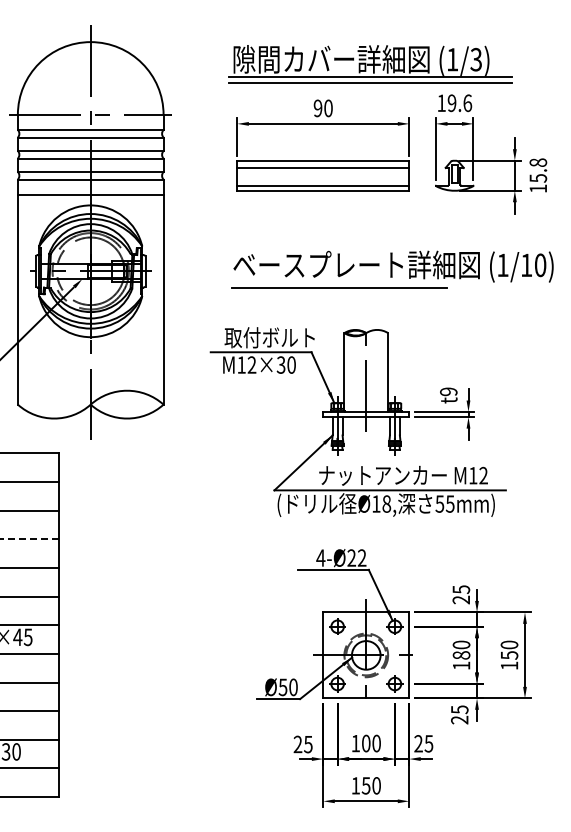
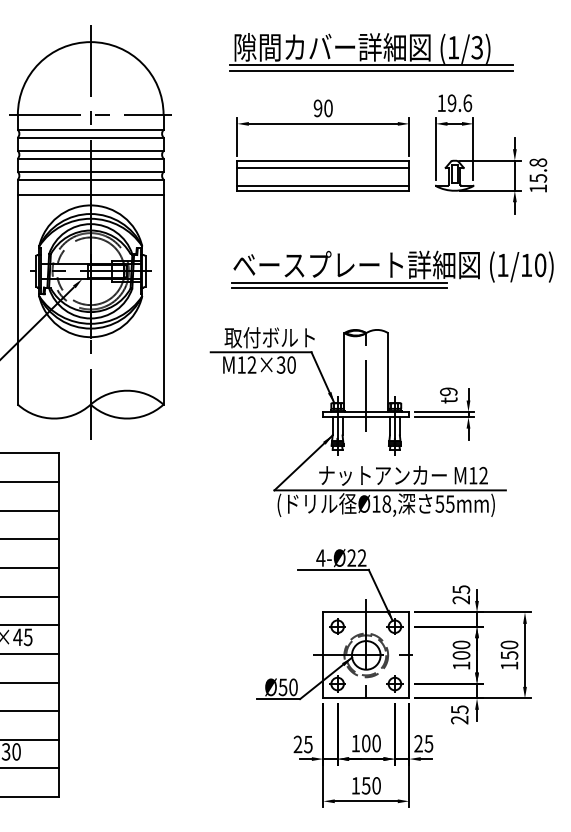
part position: (370, 64) -> (371, 52) (371, 52)
line: none -> present (338, 282)
line: dashed -> solid (29, 539)
text: 180 -> 100 (461, 655)
